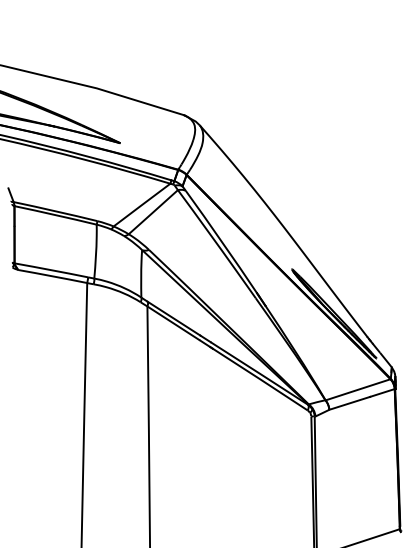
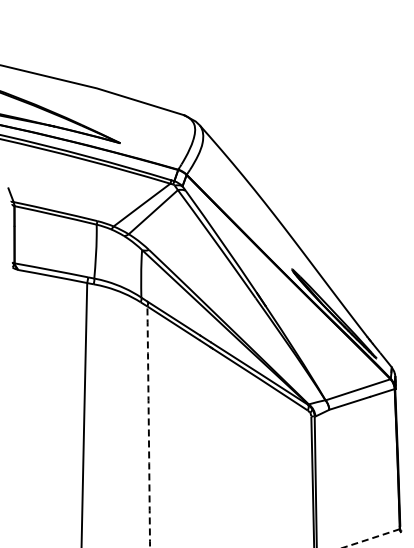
arc: solid -> dashed (148, 426)
line: solid -> dashed (371, 538)
